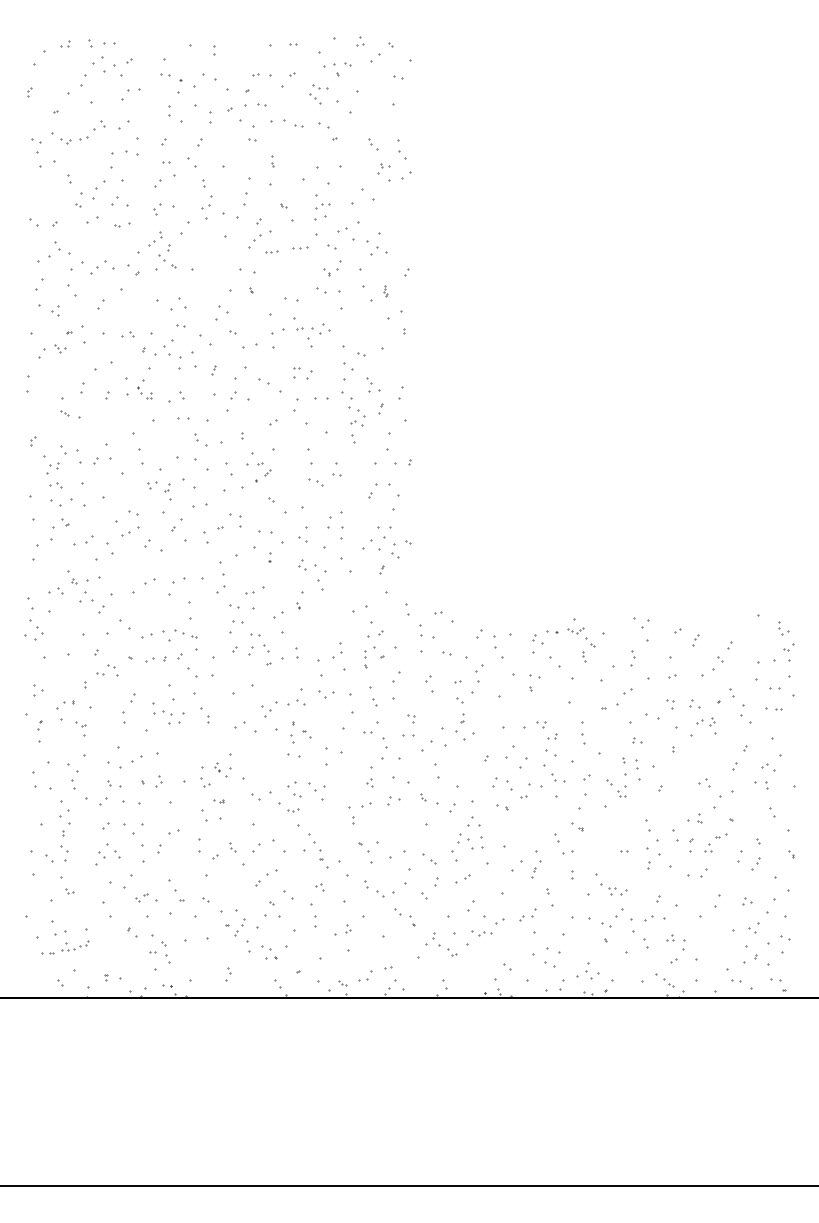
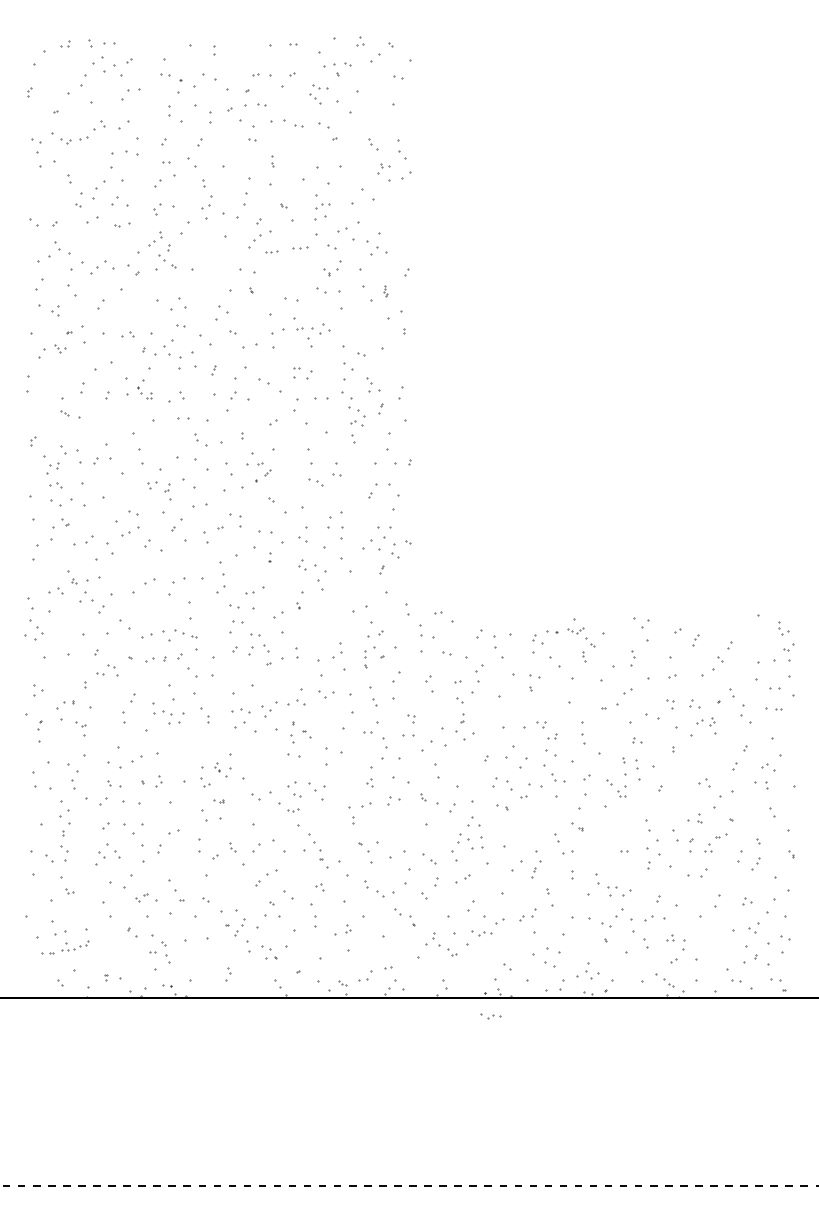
part: none -> present (240, 710)
part size: 28x13 px -> 35x15 px (614, 889)
part: none -> present (490, 1016)
line: solid -> dashed (409, 1186)
